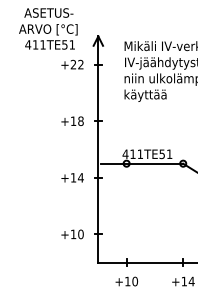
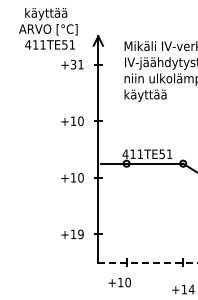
text: ASETUS- -> käyttää (48, 14)
text: +22 -> +31 (76, 64)
text: +18 -> +10 (80, 120)
text: +14 -> +10 (80, 177)
text: +10 -> +19 (80, 234)
line: solid -> dashed (148, 262)
text position: (126, 281) -> (119, 282) (119, 282)
text position: (183, 281) -> (183, 289) (183, 289)
